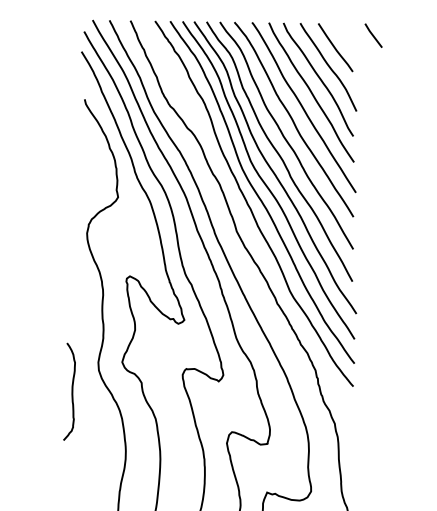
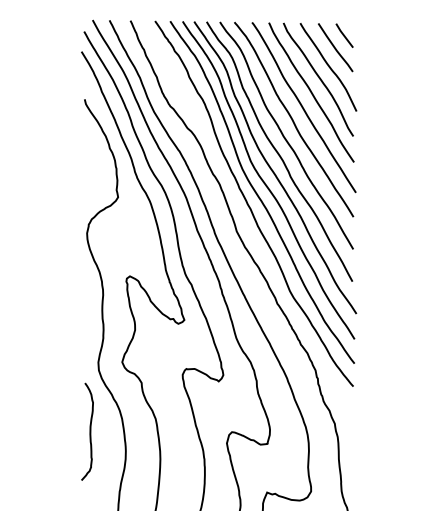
line position: (373, 35) -> (344, 35) (344, 35)
curve position: (71, 391) -> (89, 431) (89, 431)
